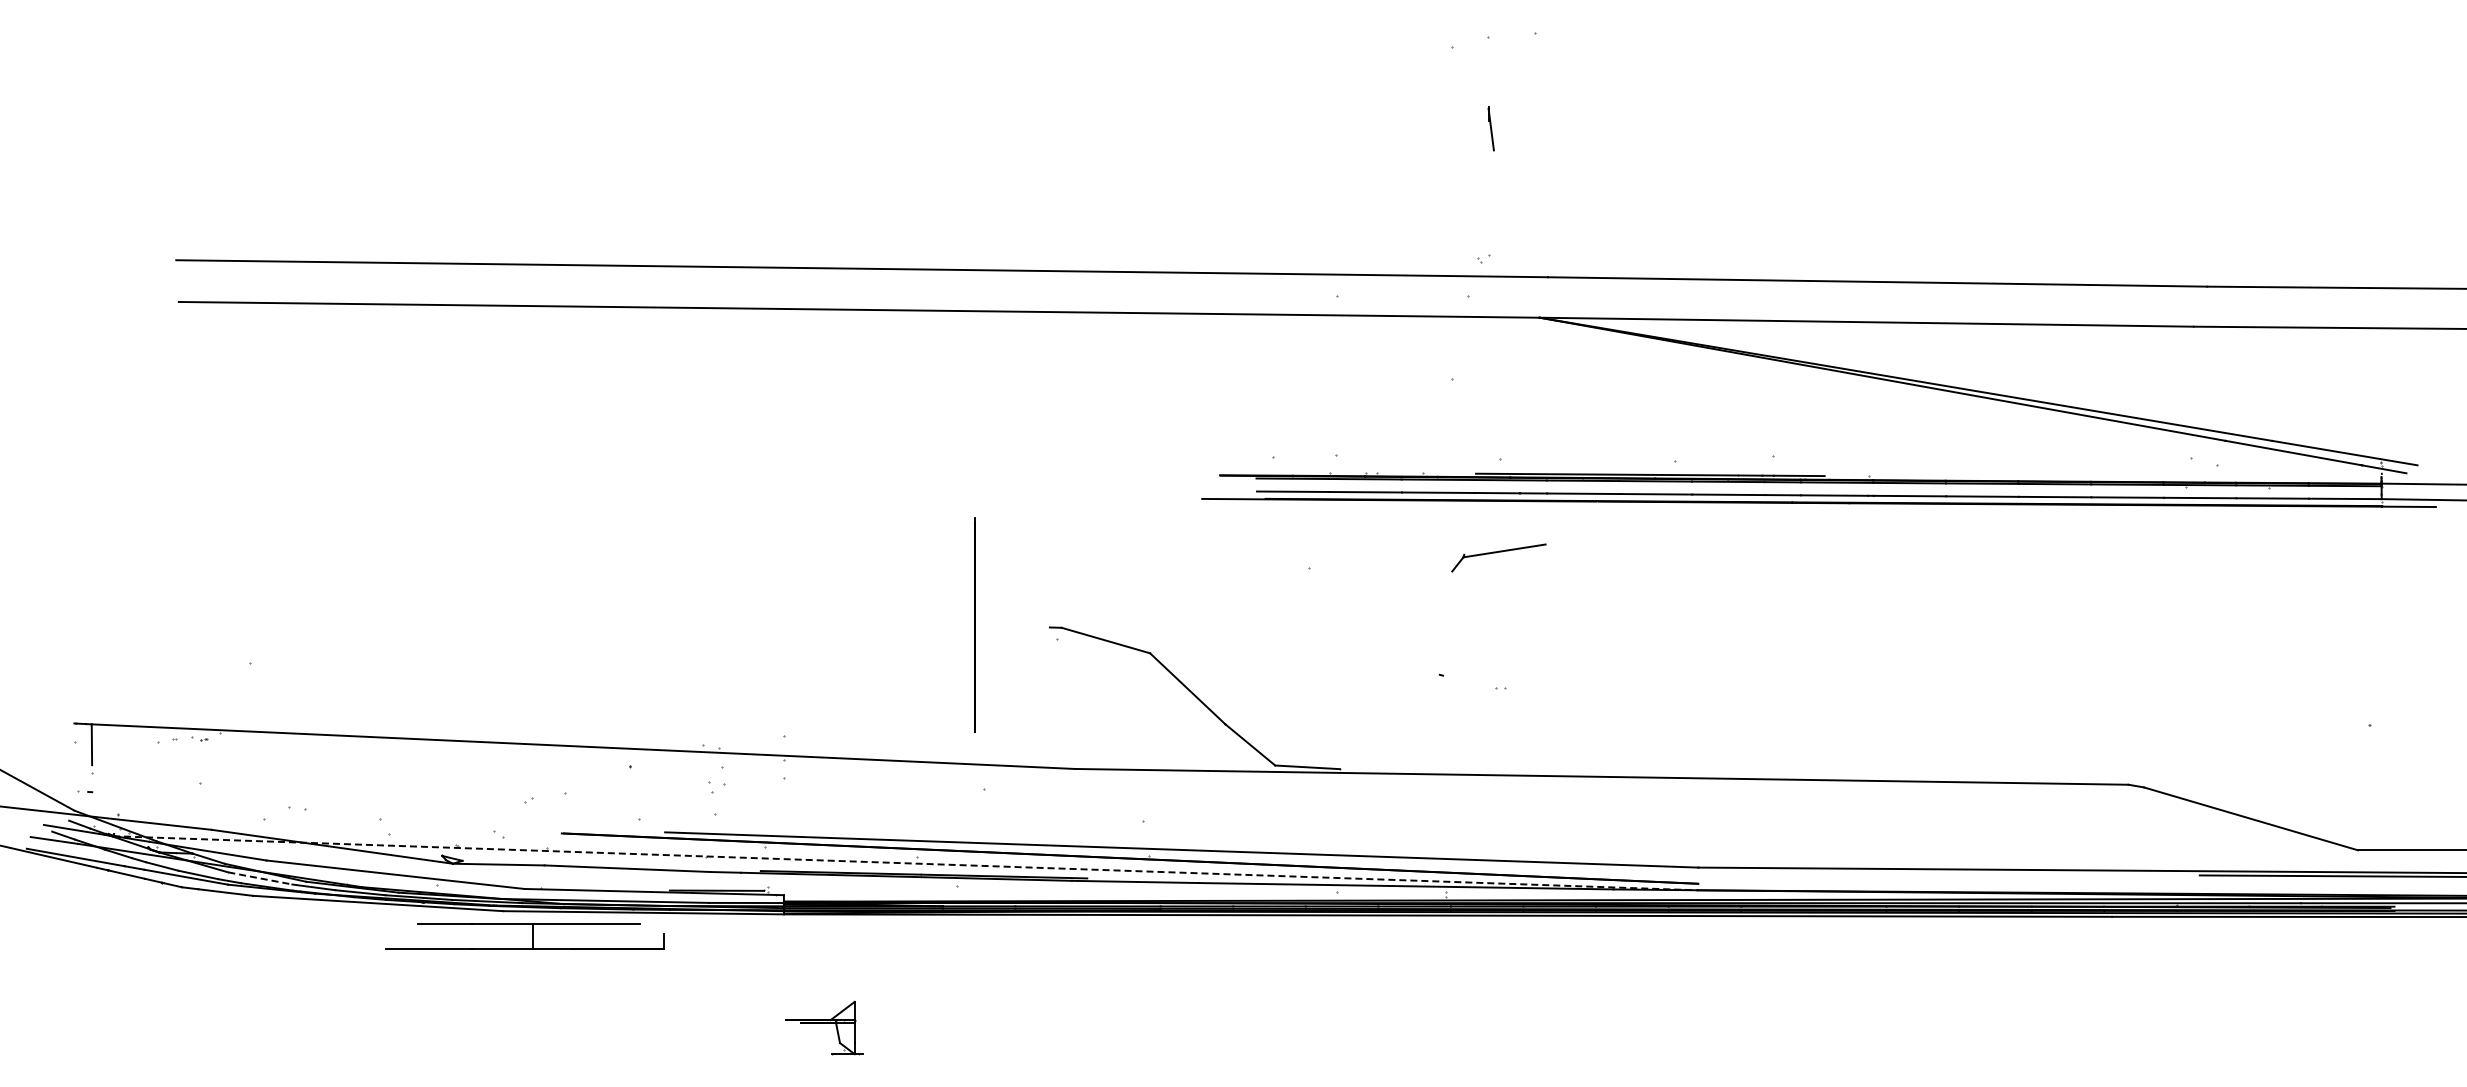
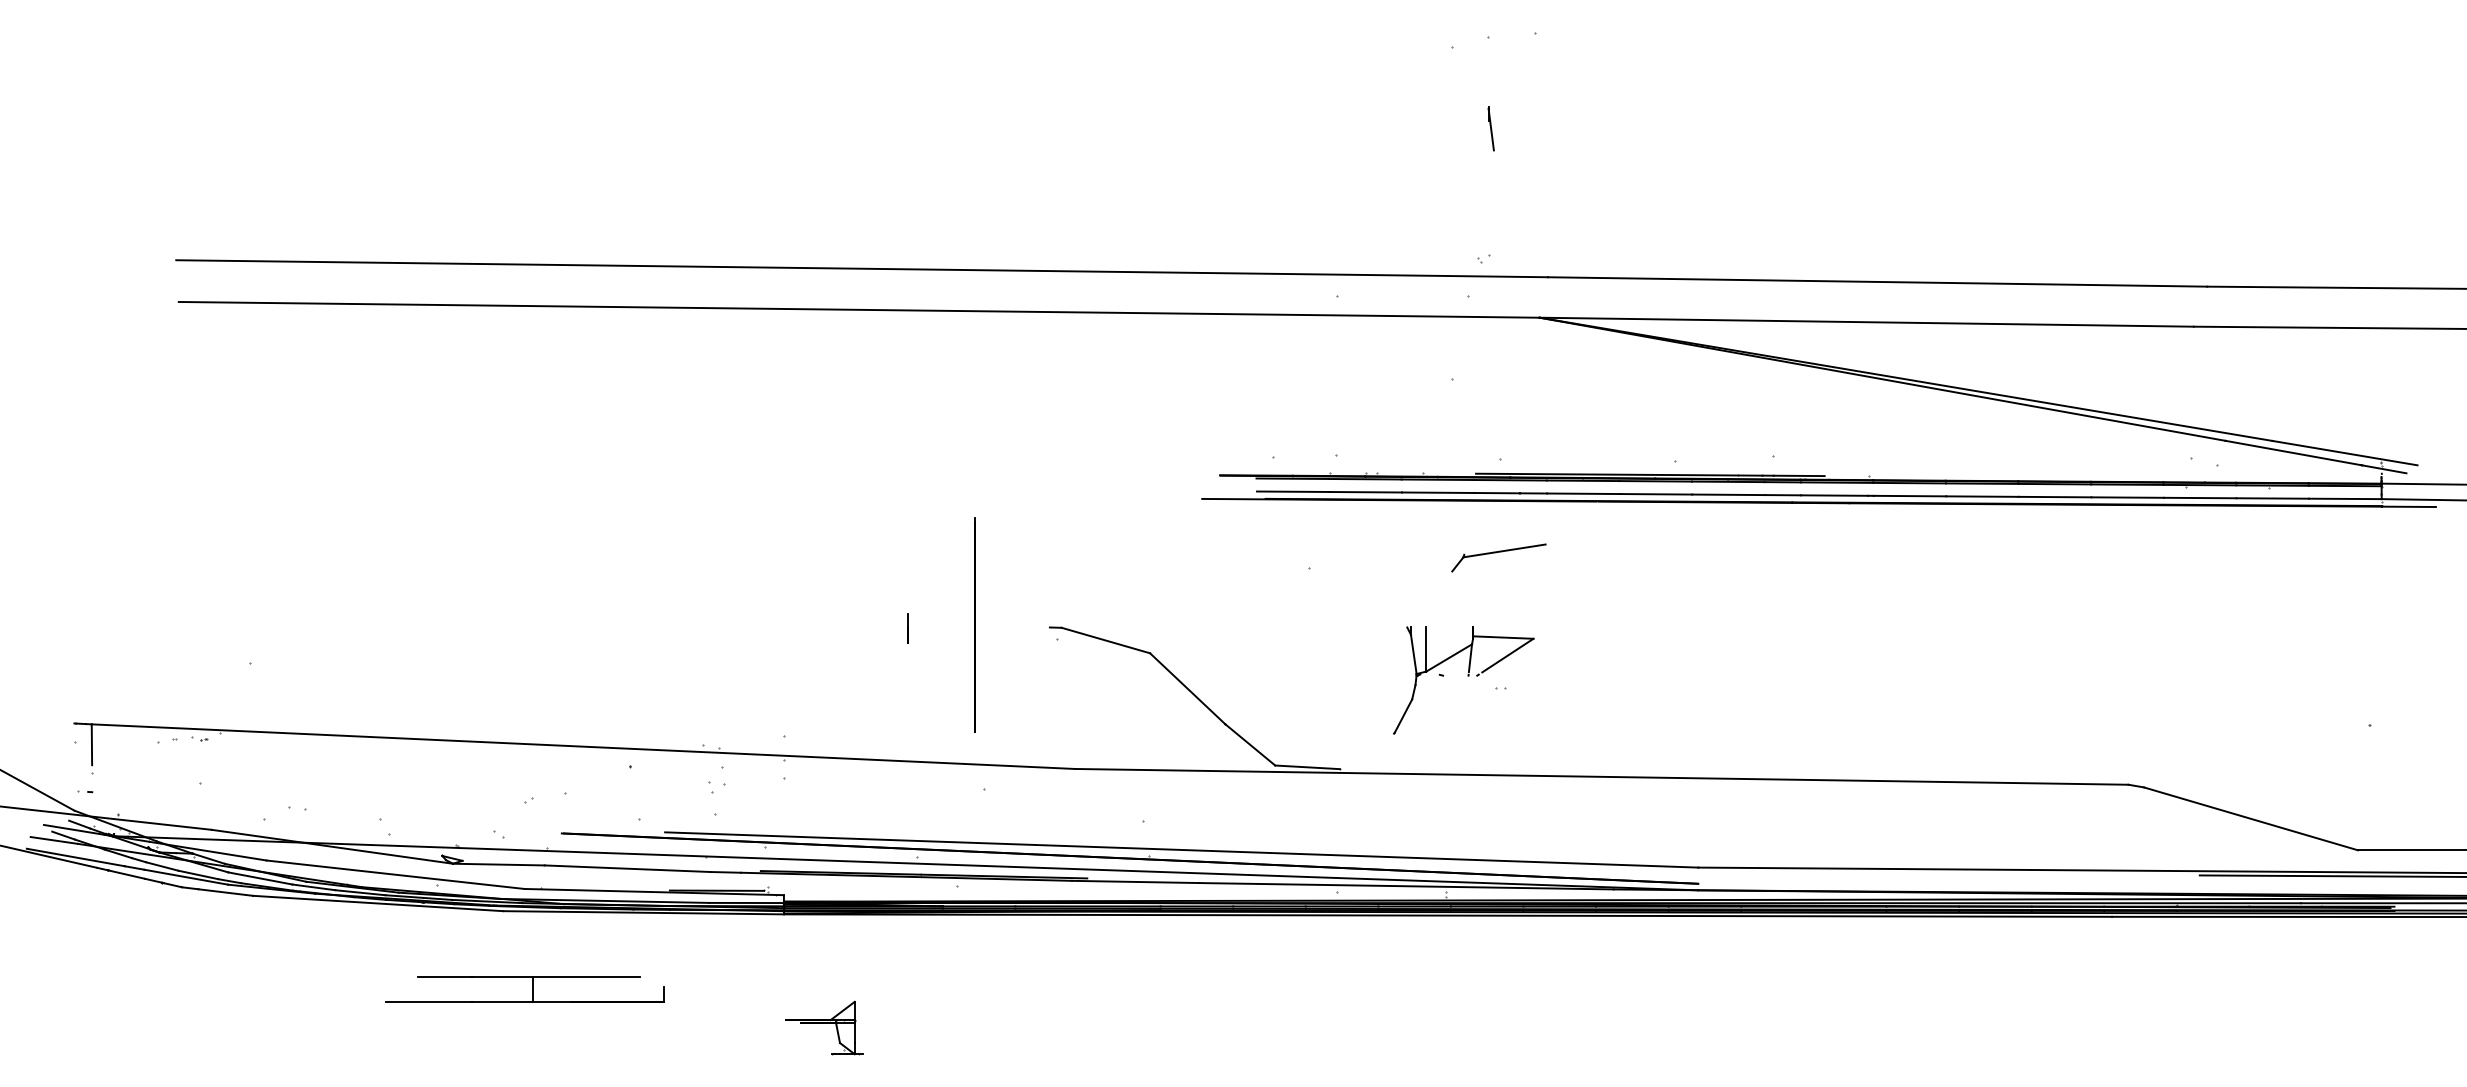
line: none -> present (907, 628)
part: none -> present (1463, 680)
line: dashed -> solid (905, 863)
line: dashed -> solid (260, 878)
part position: (532, 936) -> (532, 989) (532, 989)
